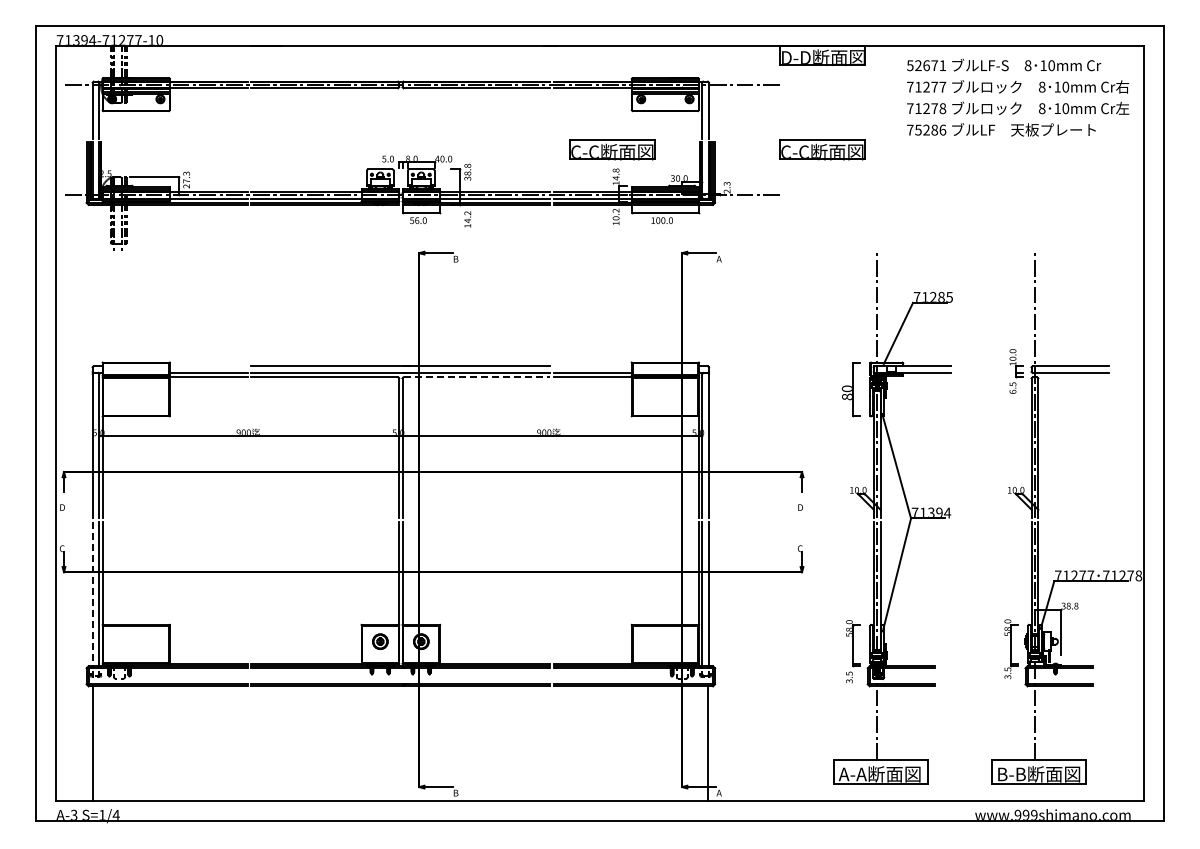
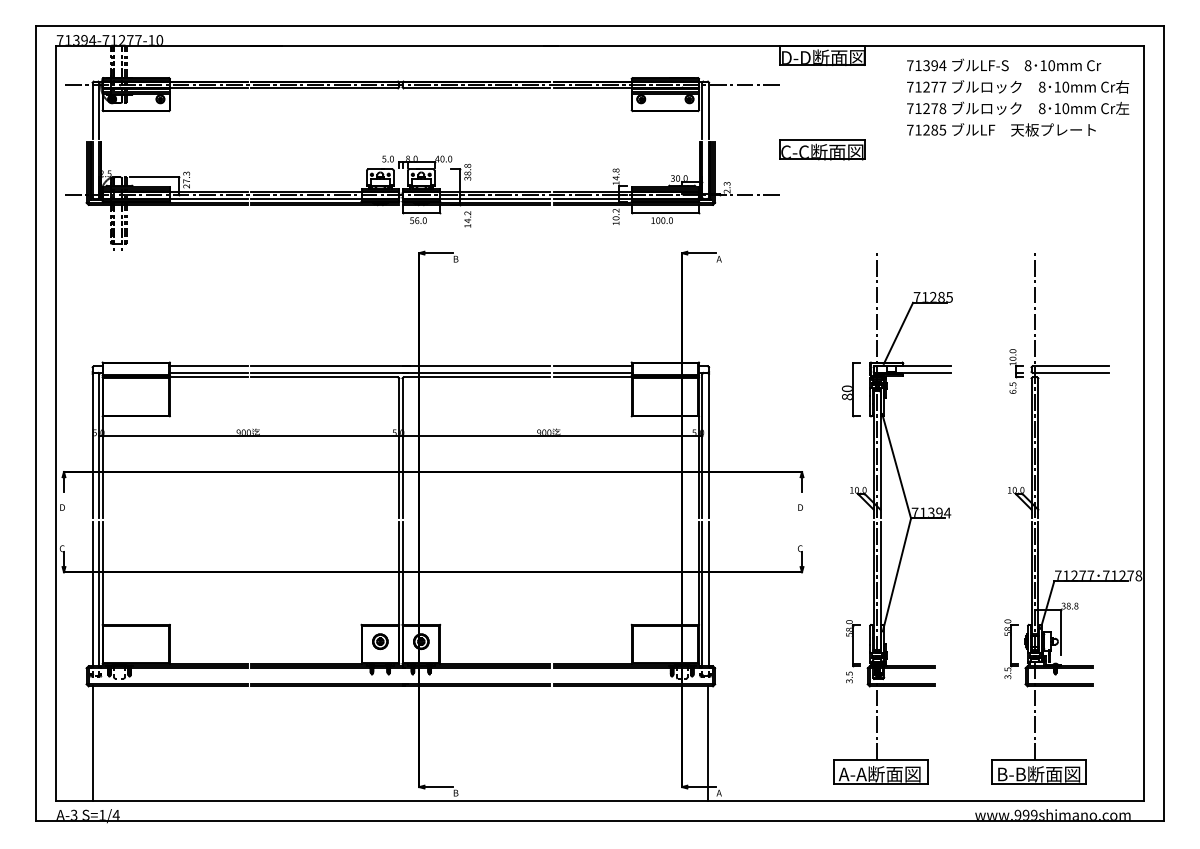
text: 52671 -> 71394 (926, 65)
text: 75286 -> 71285 (930, 129)
part: present -> none (612, 149)
line: none -> present (208, 366)
line: none -> present (592, 366)
line: dashed -> solid (477, 377)
line: dashed -> solid (92, 594)
